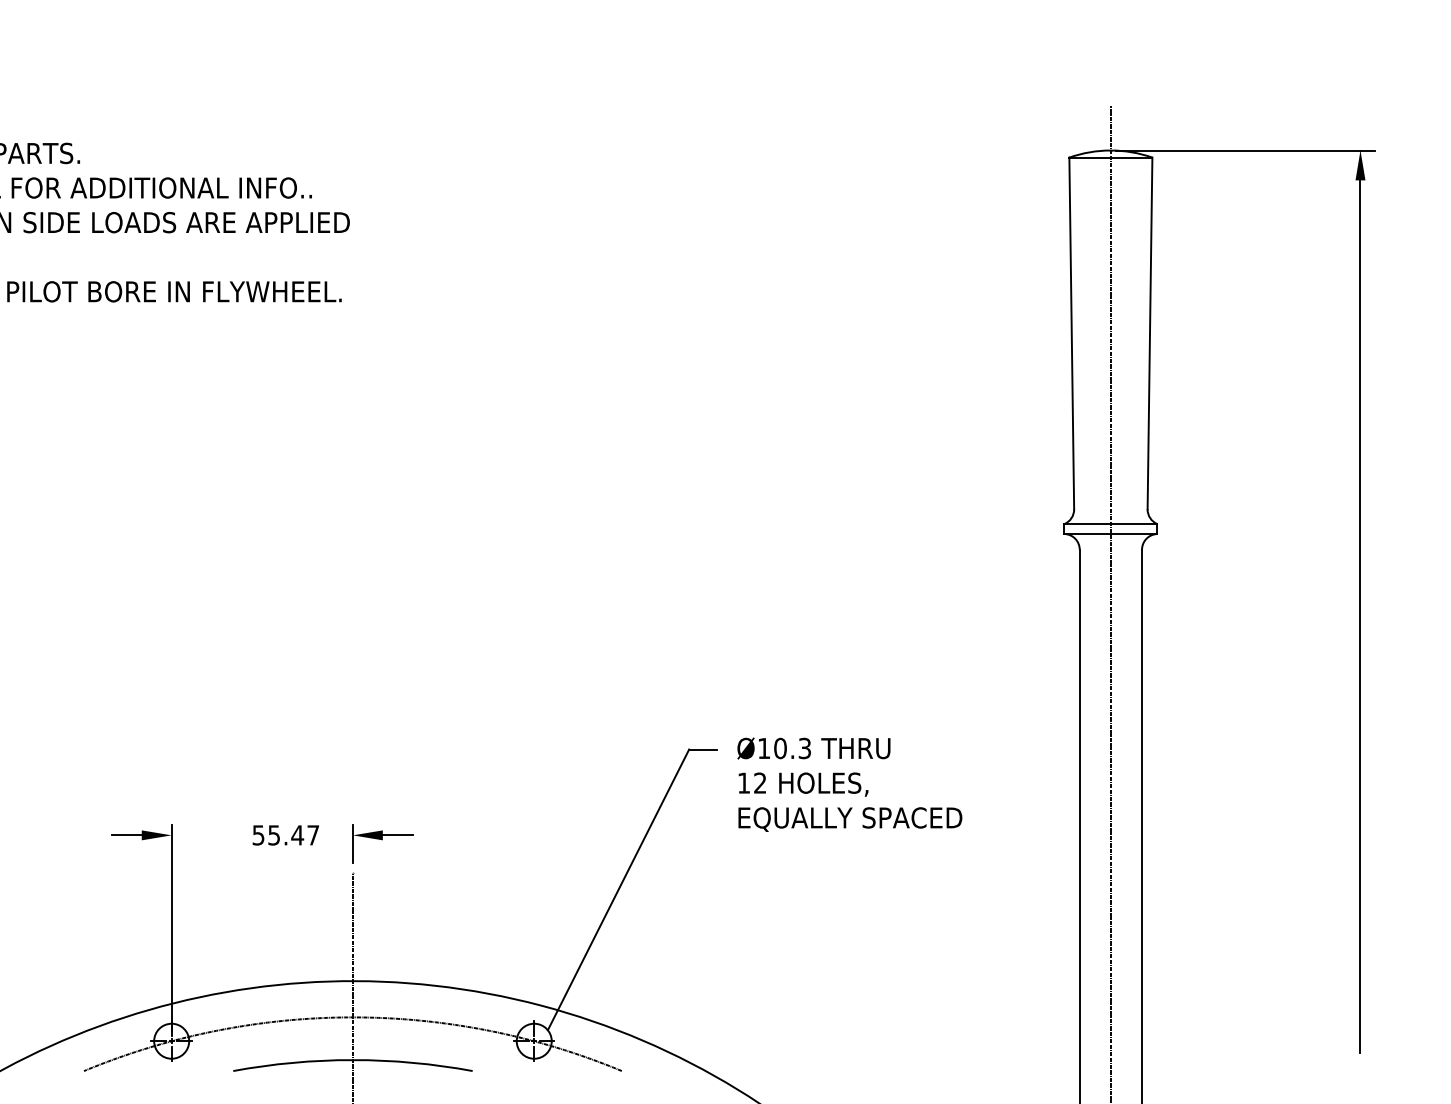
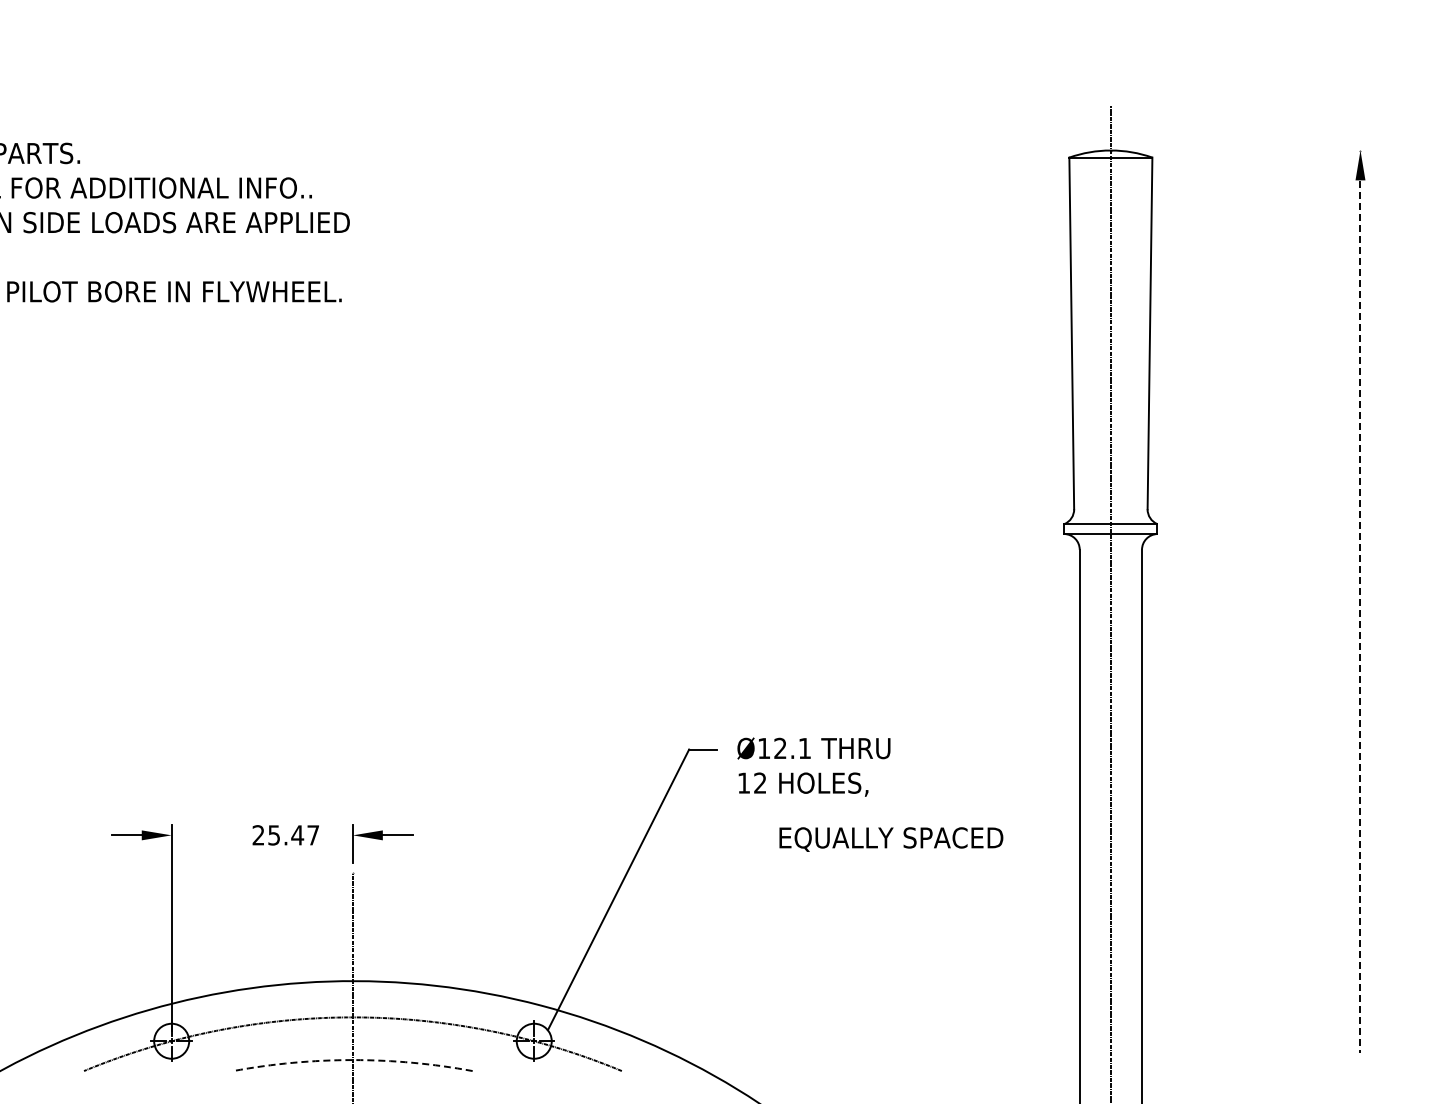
line: present -> none (1245, 150)
line: solid -> dashed (1360, 612)
text: Ø10.3 -> Ø12.1 (792, 748)
text position: (850, 819) -> (891, 839) (891, 839)
text: 55.47 -> 25.47 (258, 835)
arc: solid -> dashed (352, 1060)
